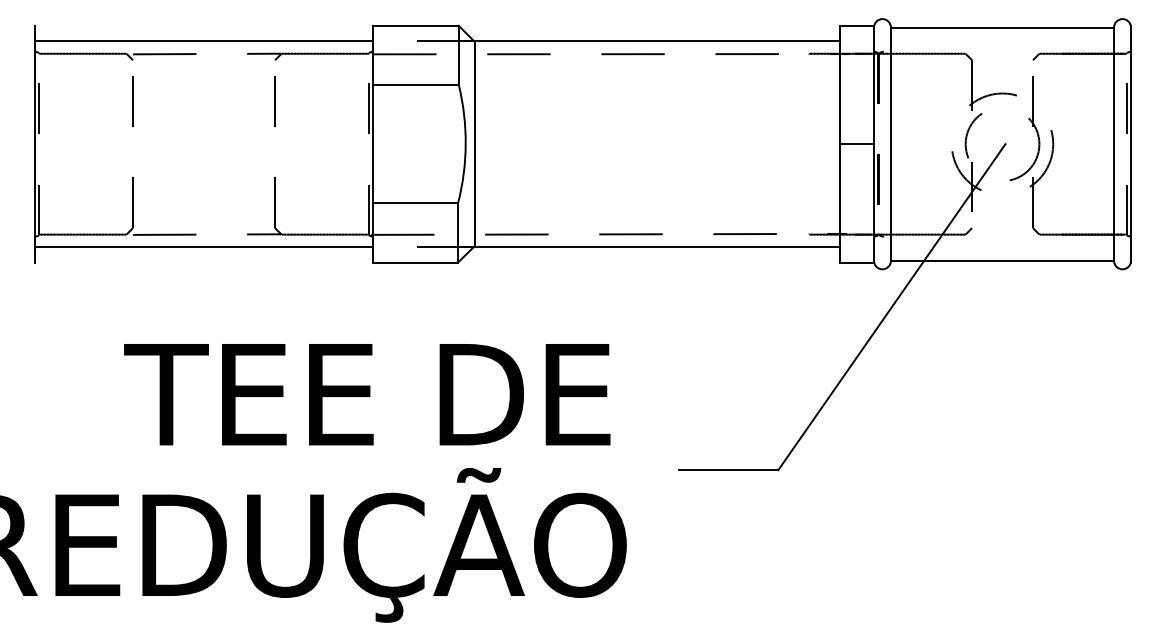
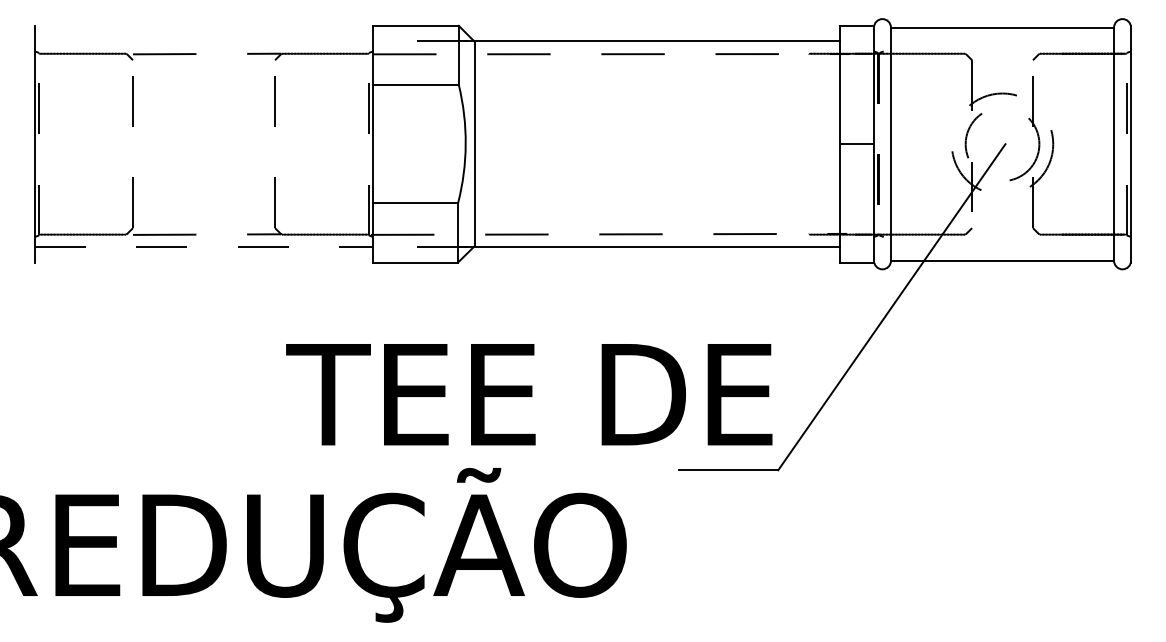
line: present -> none (203, 41)
line: solid -> dashed (204, 246)
text position: (367, 394) -> (529, 394) (529, 394)
